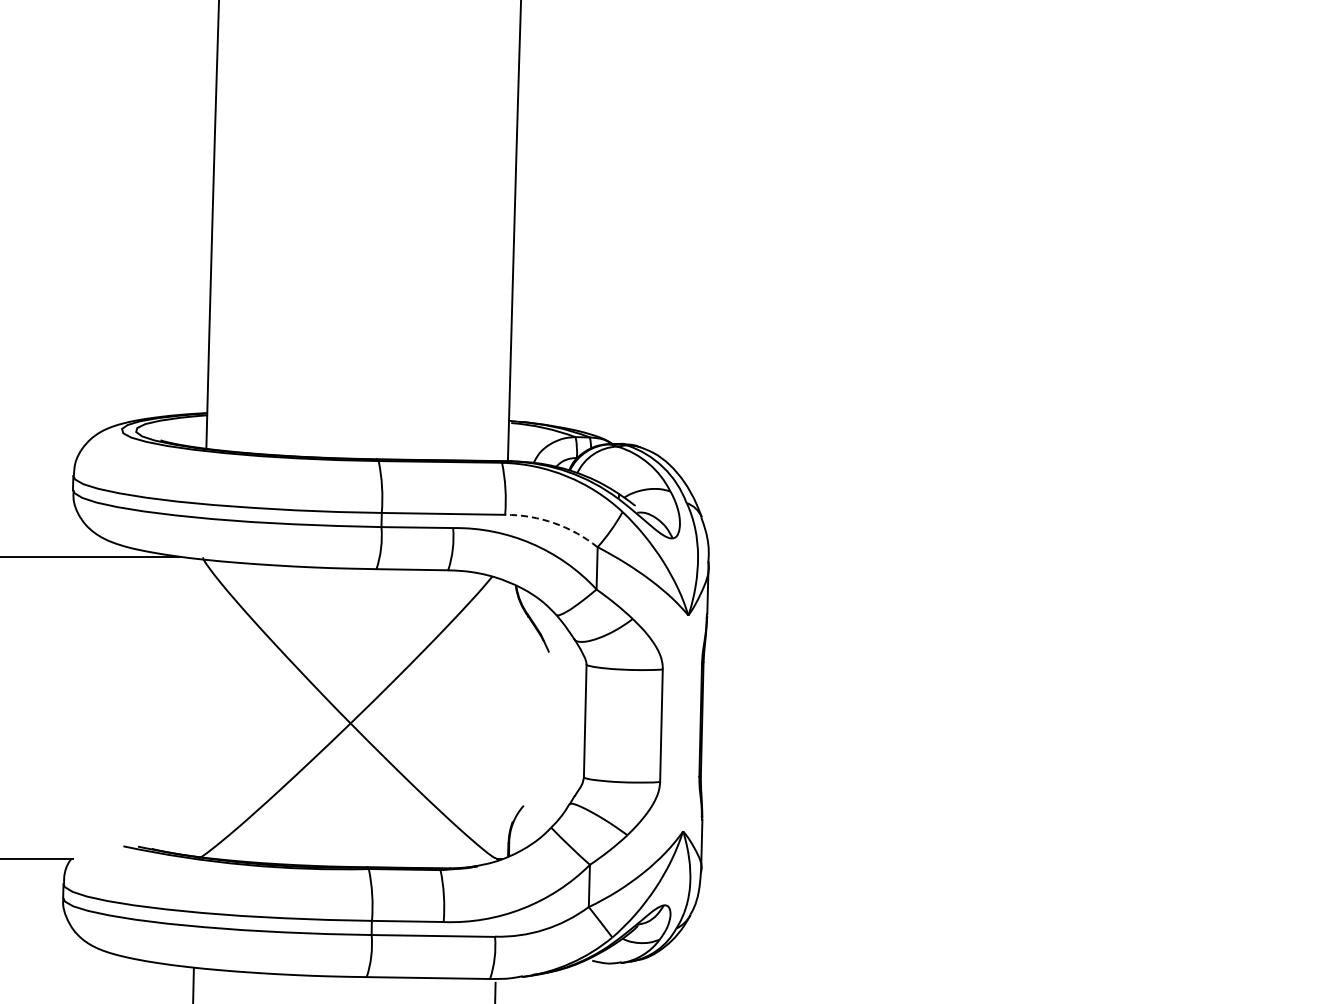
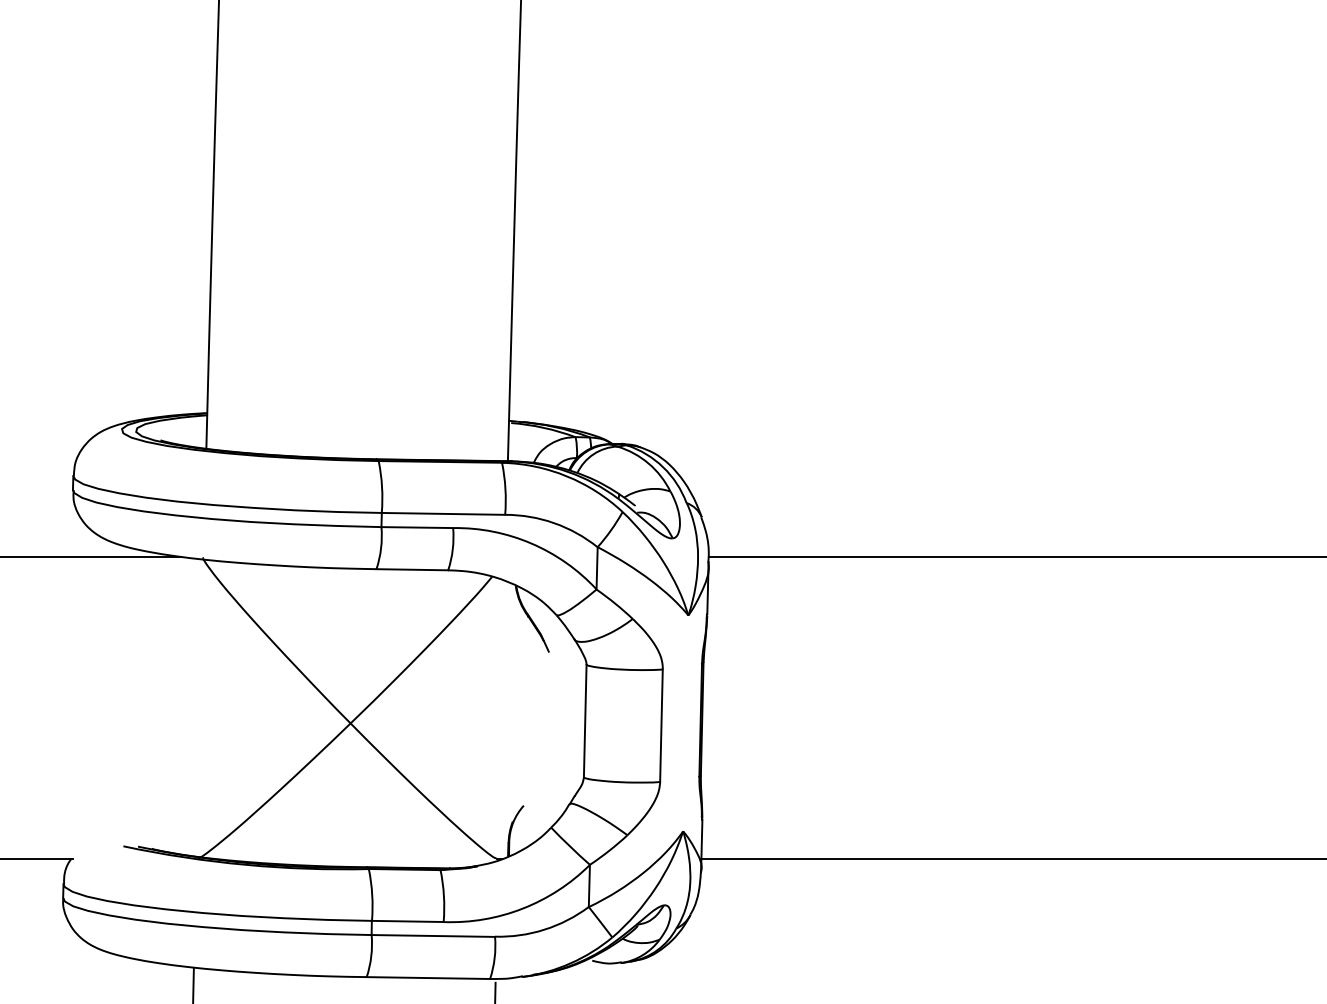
arc: dashed -> solid (554, 523)
line: none -> present (1015, 556)
line: none -> present (1012, 858)
